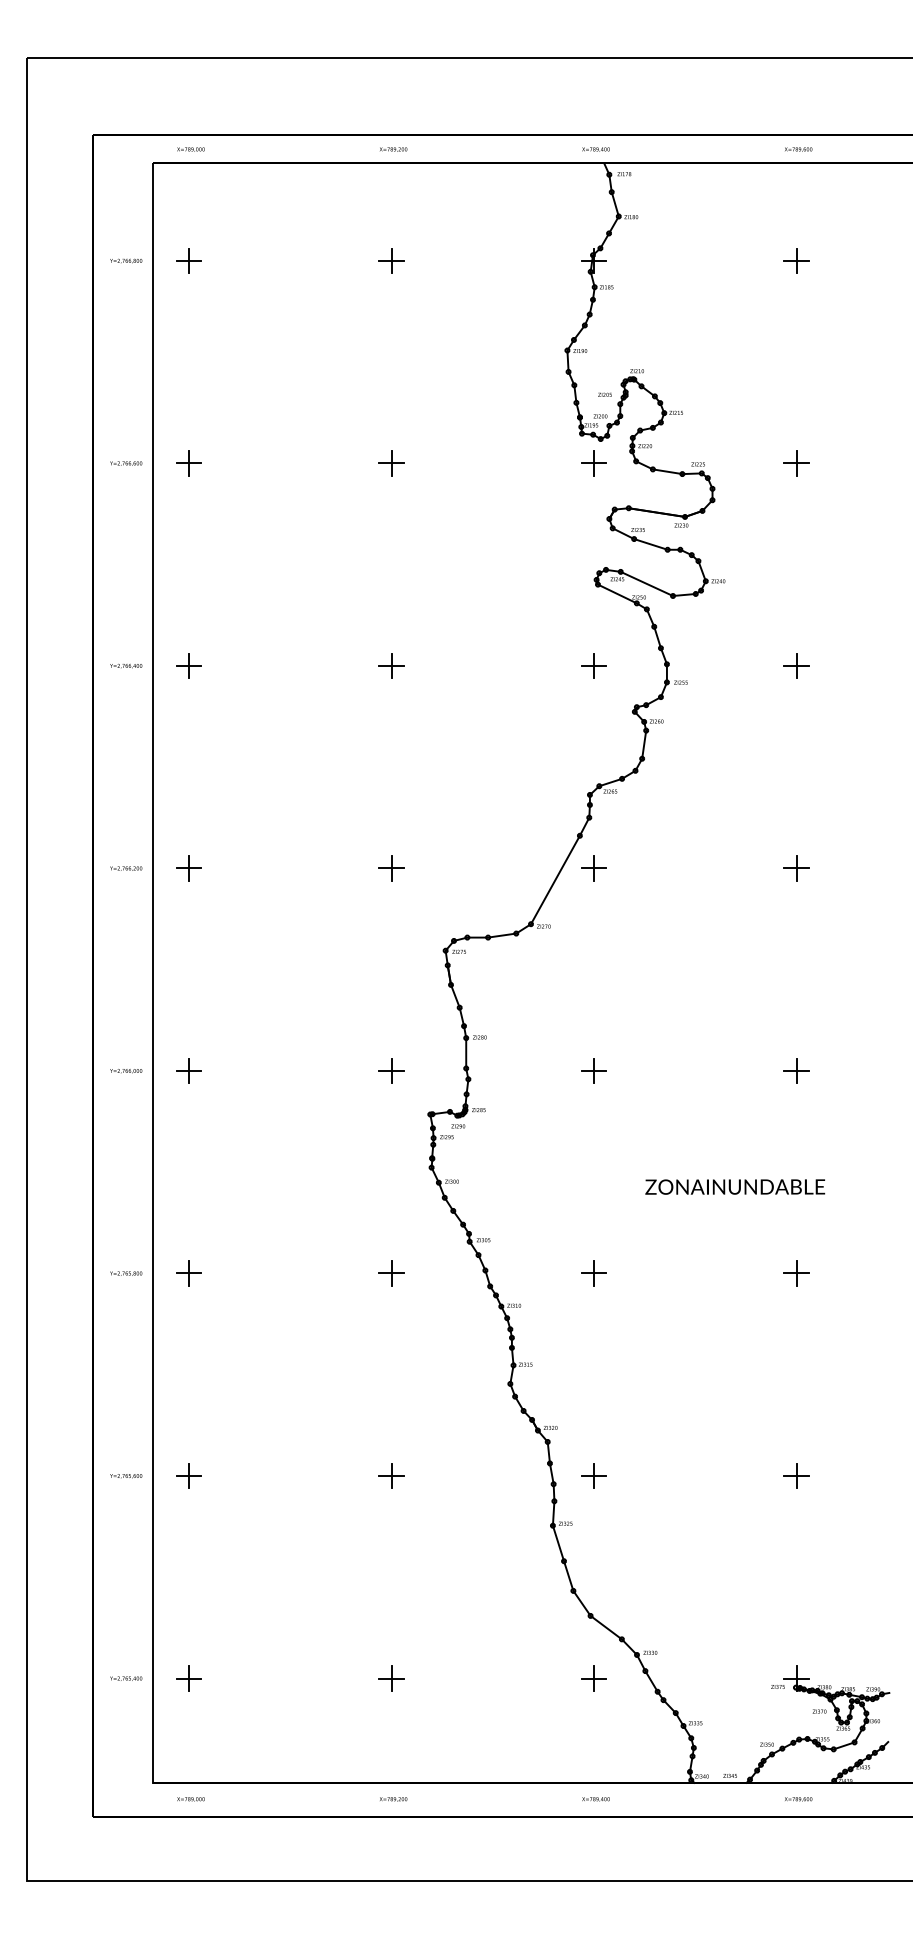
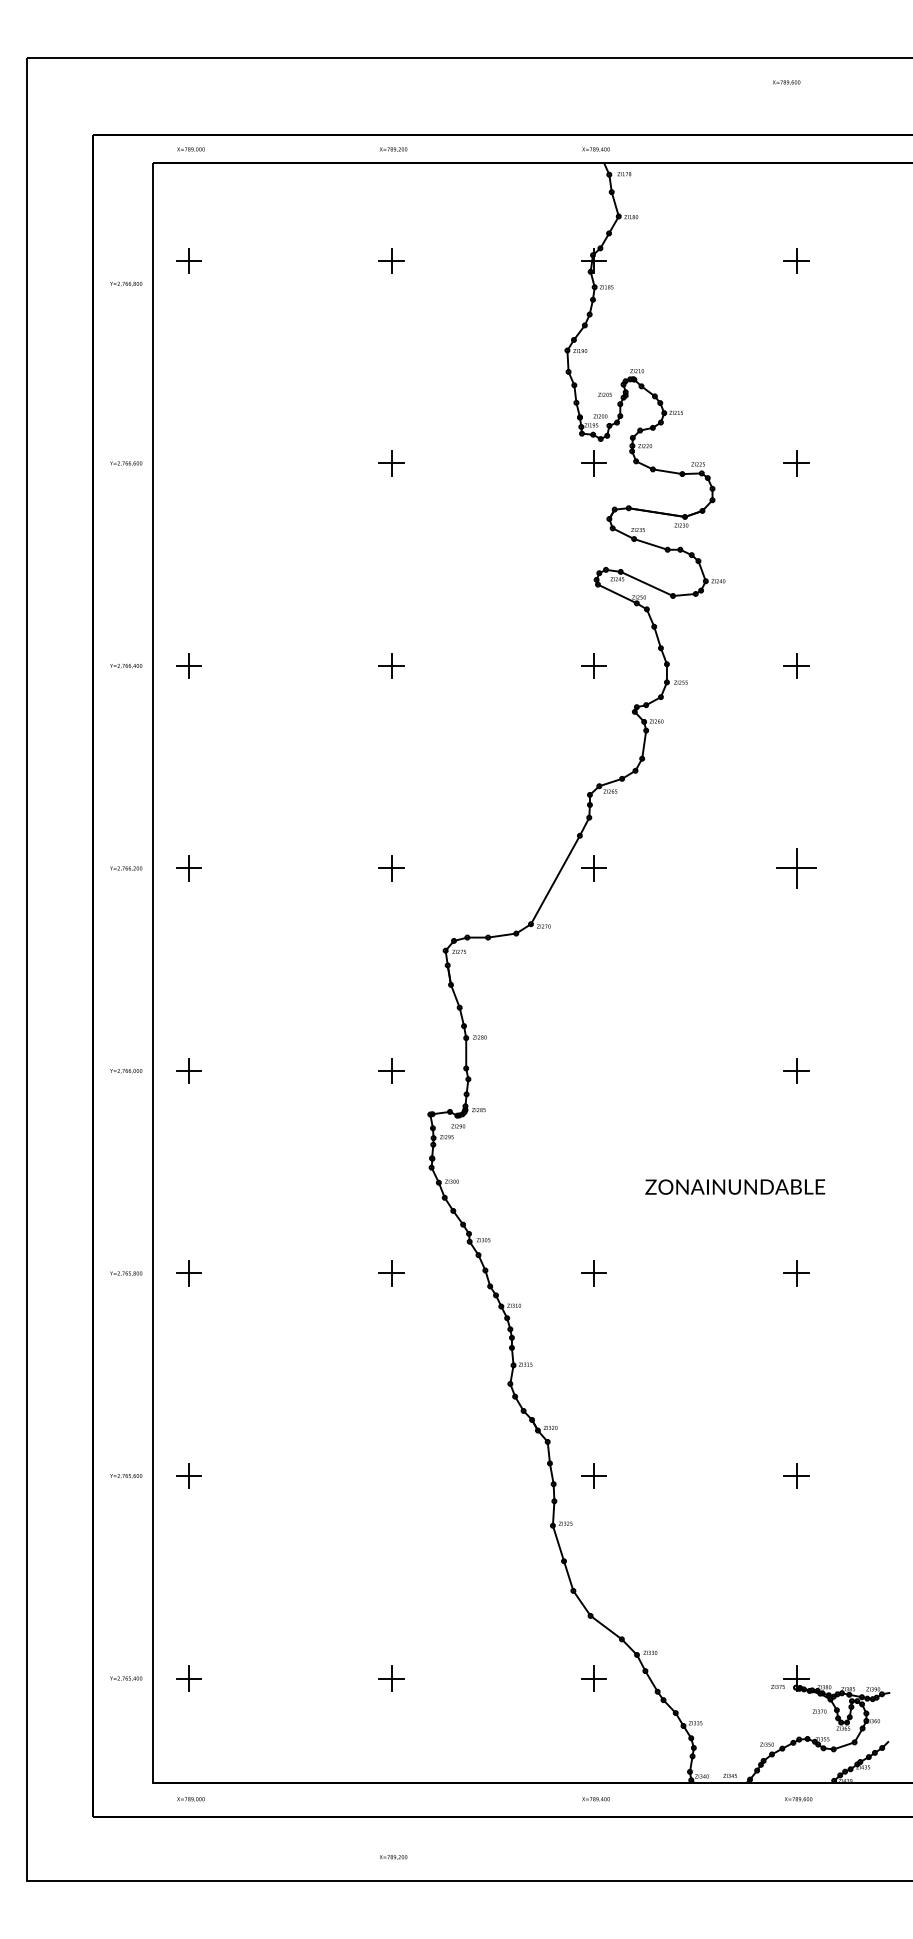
text position: (798, 149) -> (786, 82) (786, 82)
text position: (126, 260) -> (126, 283) (126, 283)
part: present -> none (188, 463)
part size: 27x27 px -> 41x41 px (796, 868)
part: present -> none (593, 1070)
part: present -> none (391, 1475)
text position: (393, 1799) -> (393, 1857) (393, 1857)
